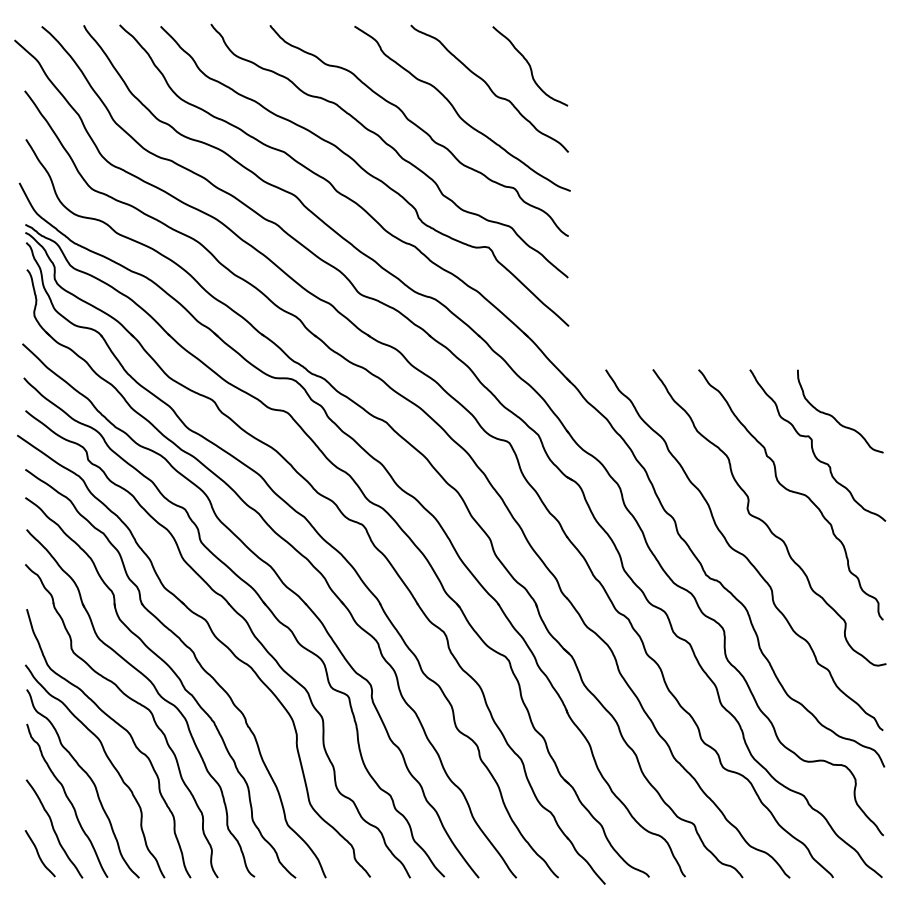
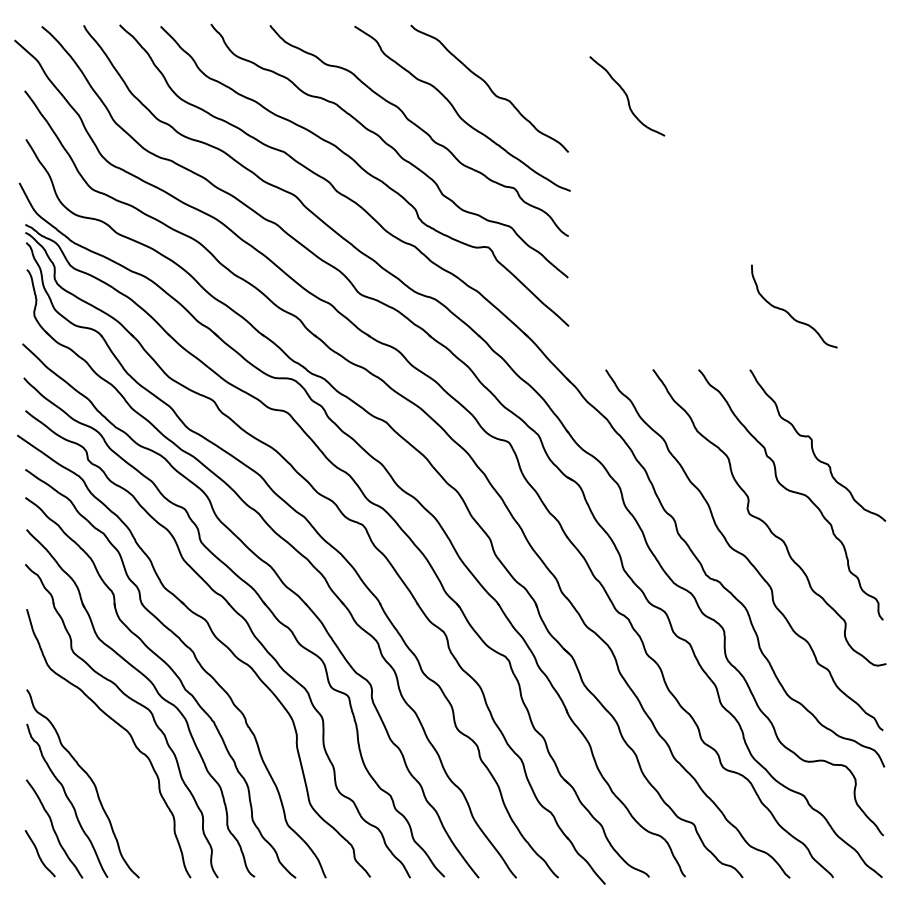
curve position: (530, 66) -> (627, 96) (627, 96)
curve position: (834, 417) -> (788, 312) (788, 312)
curve: present -> none (108, 760)
